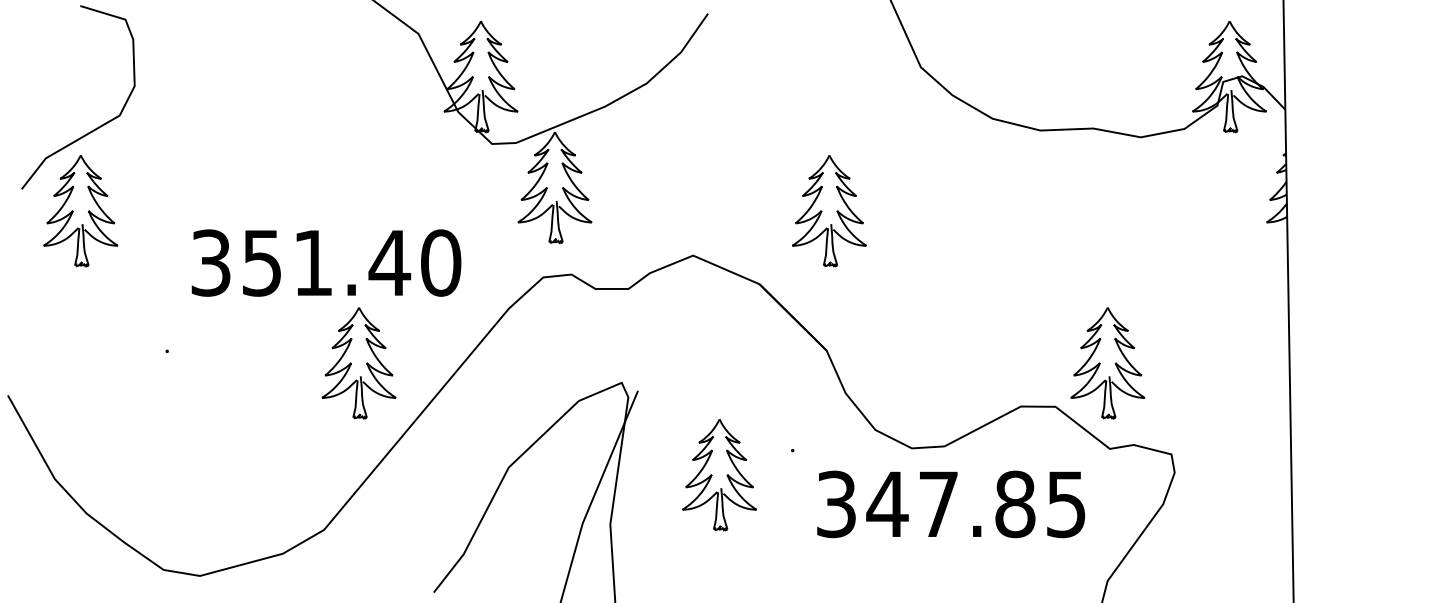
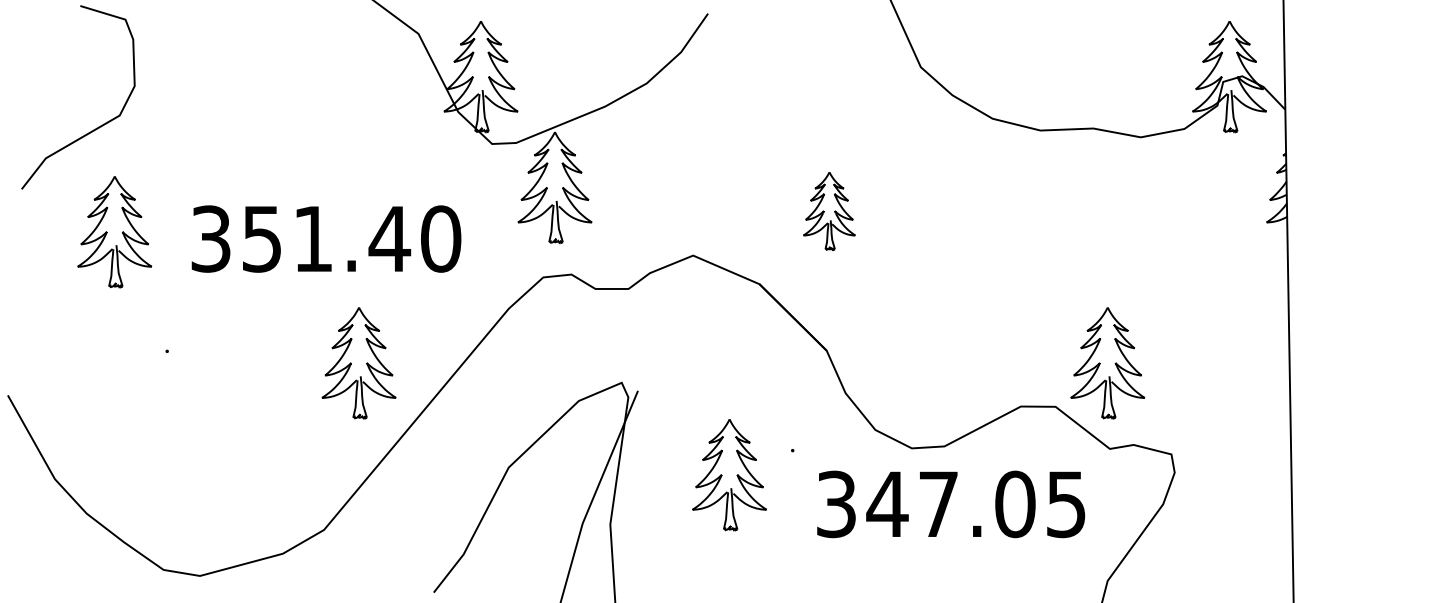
part position: (80, 211) -> (114, 232) (114, 232)
part size: 75x113 px -> 53x79 px (829, 211)
text position: (326, 262) -> (326, 238) (326, 238)
part position: (719, 475) -> (729, 475) (729, 475)
text: 347.85 -> 347.05 (1015, 504)
